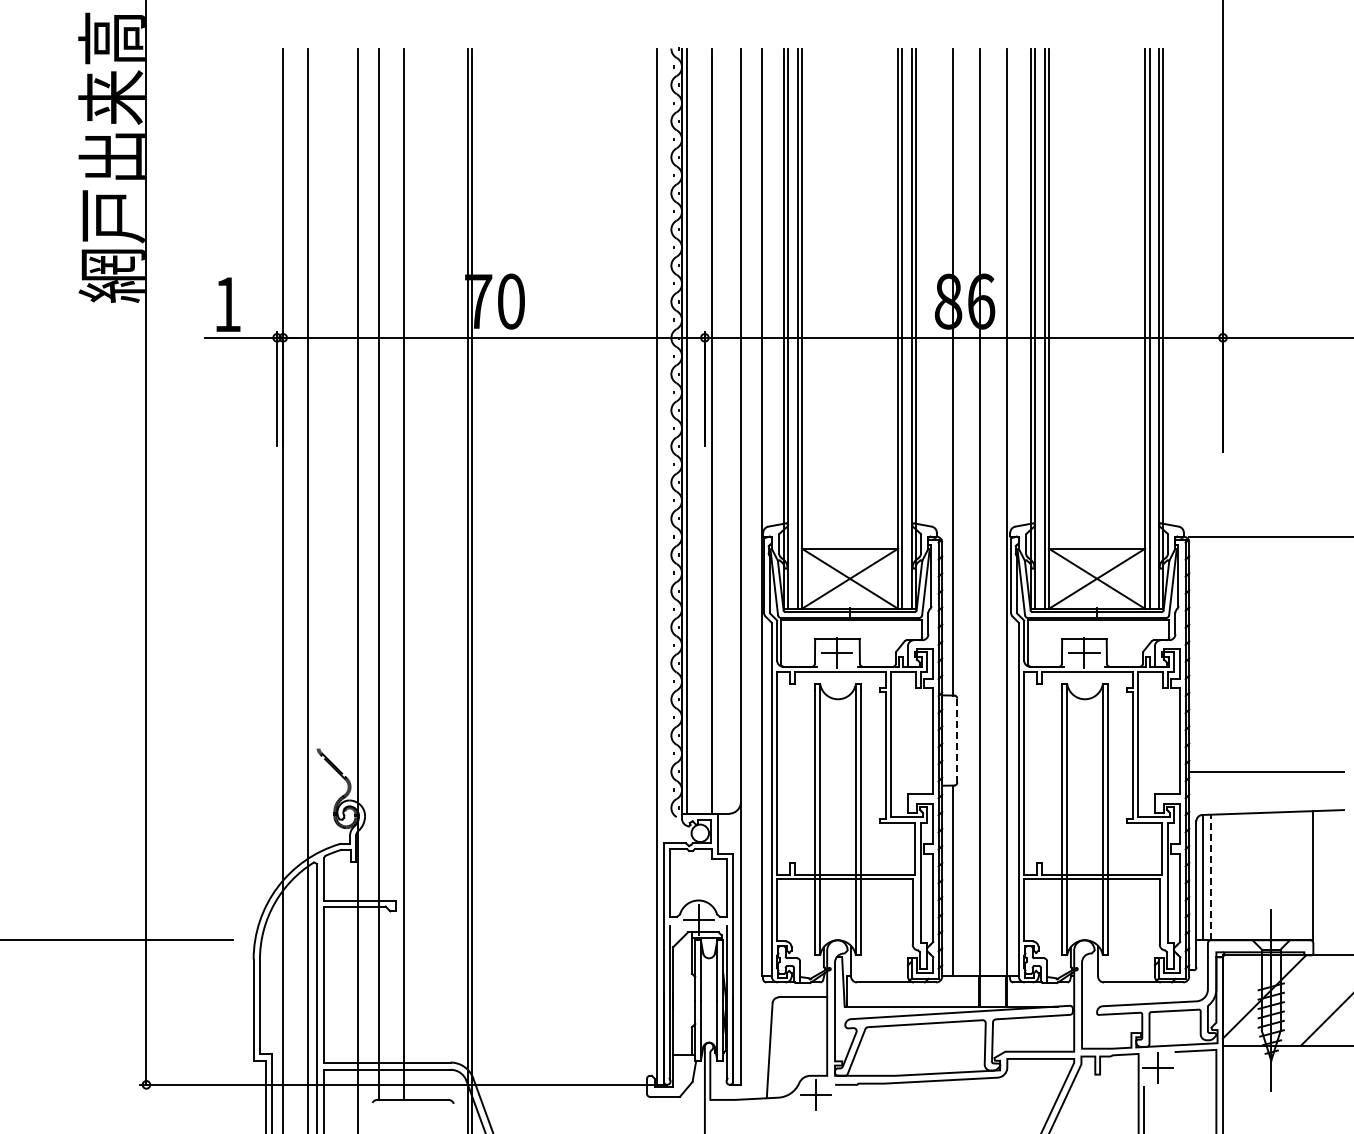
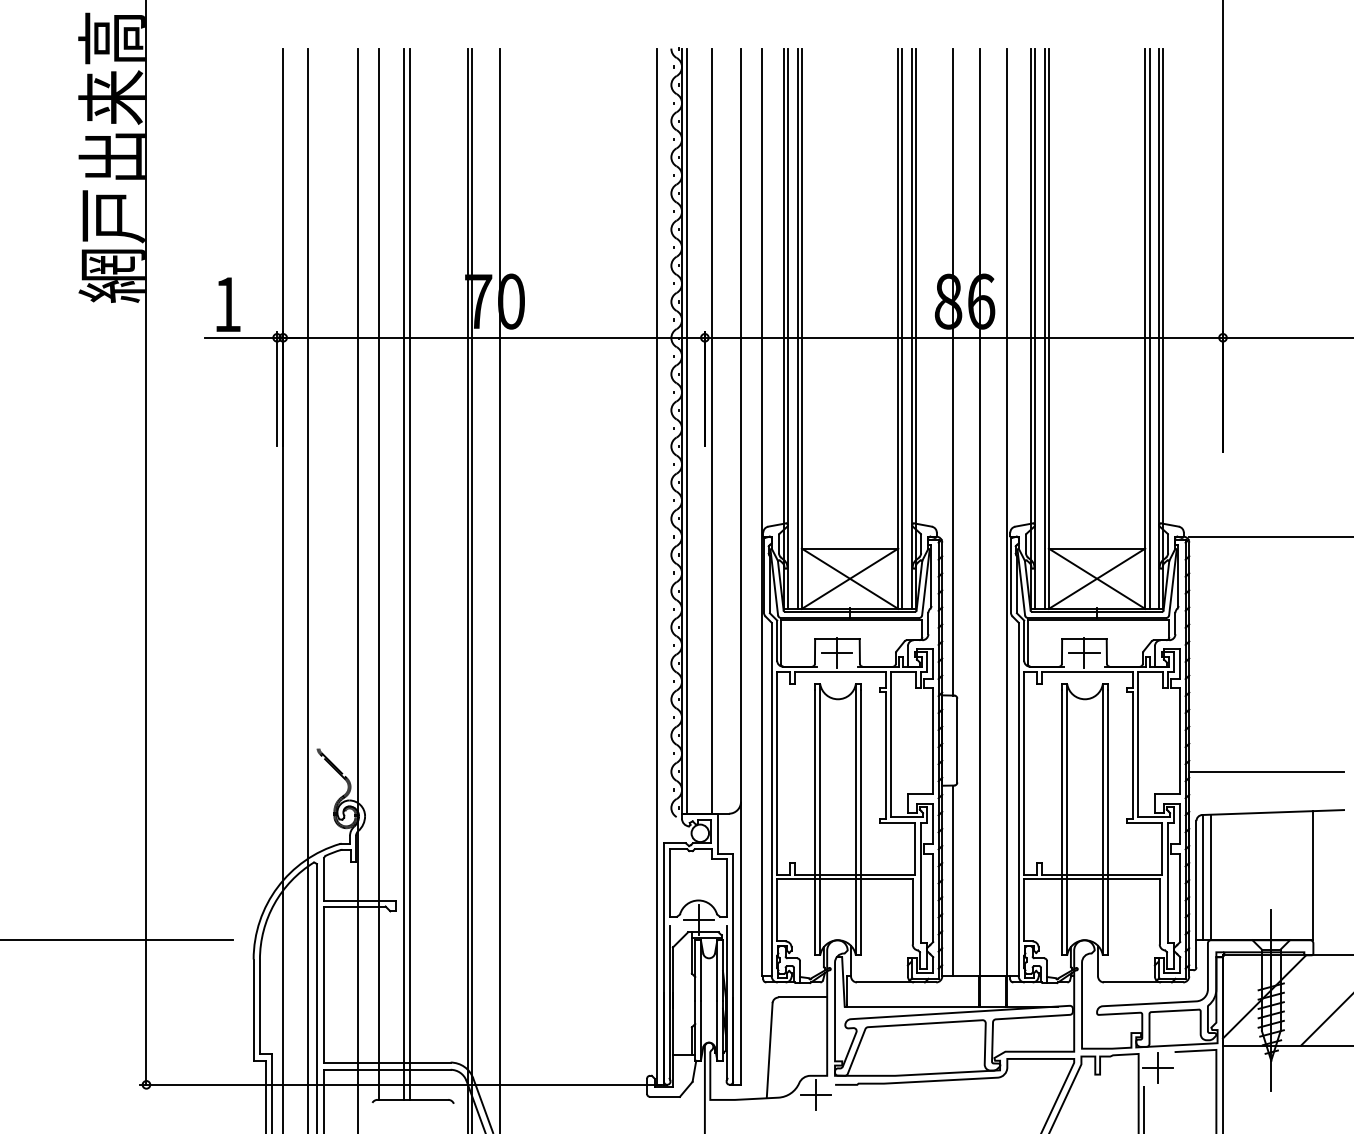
line: none -> present (409, 573)
line: none -> present (500, 589)
line: dashed -> solid (957, 740)
line: dashed -> solid (1210, 877)
